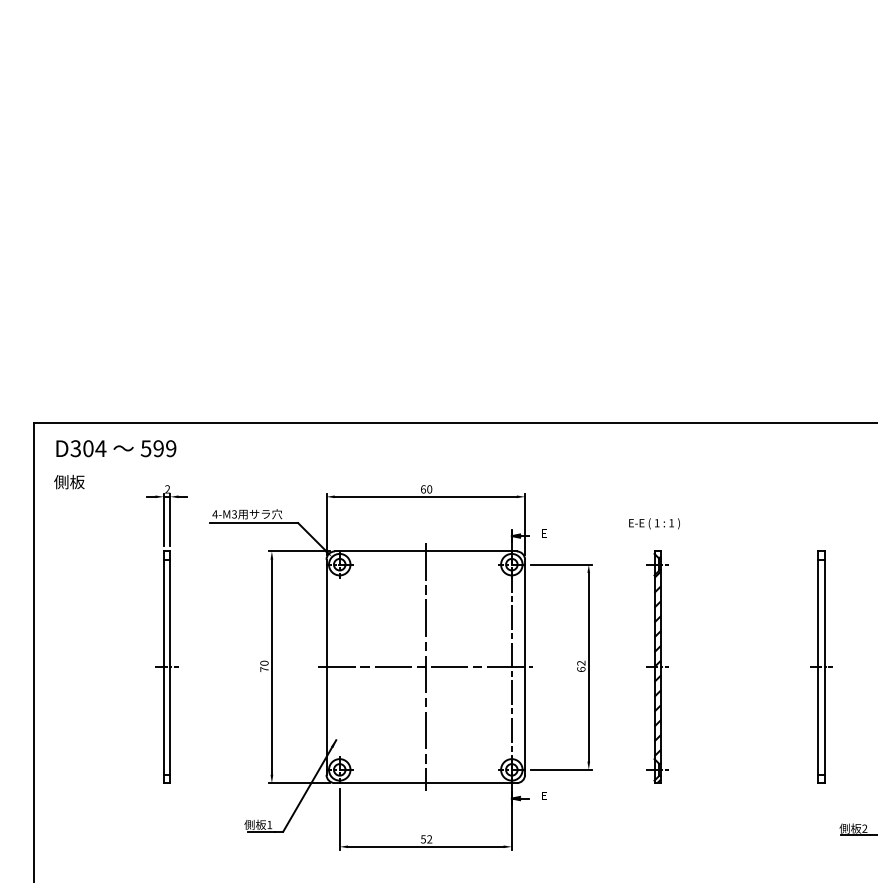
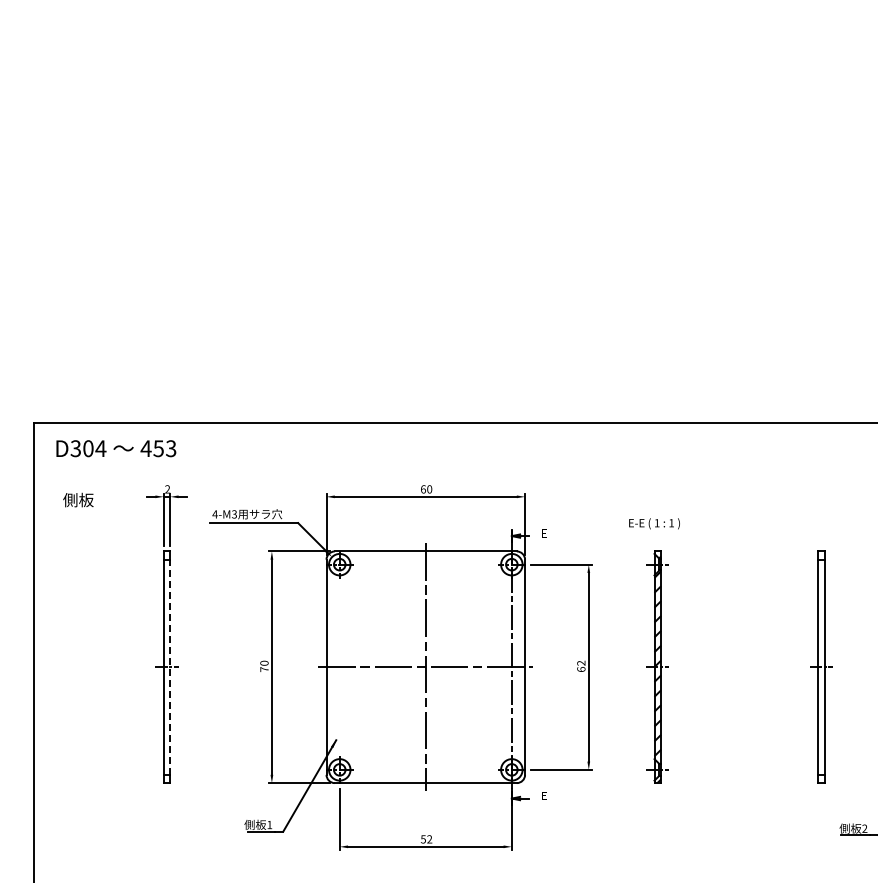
text: 599 -> 453 (158, 448)
text position: (69, 481) -> (78, 499) (78, 499)
line: solid -> dashed (170, 667)
